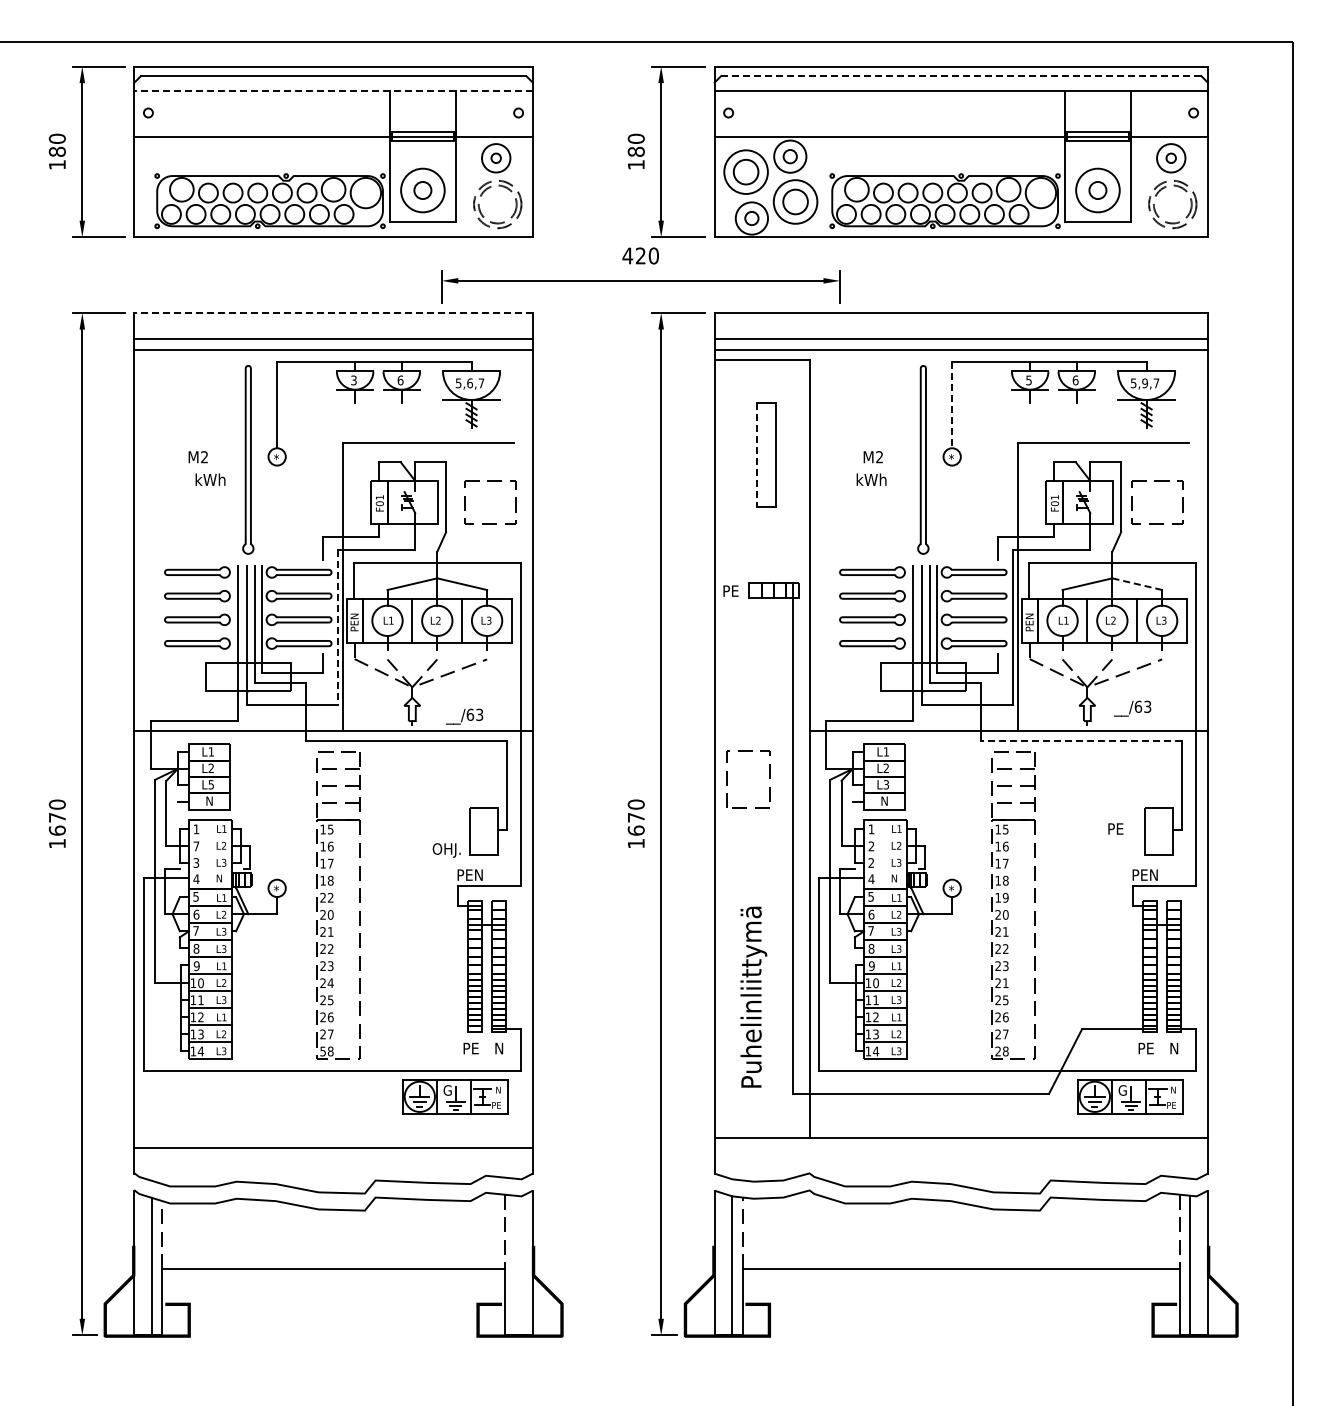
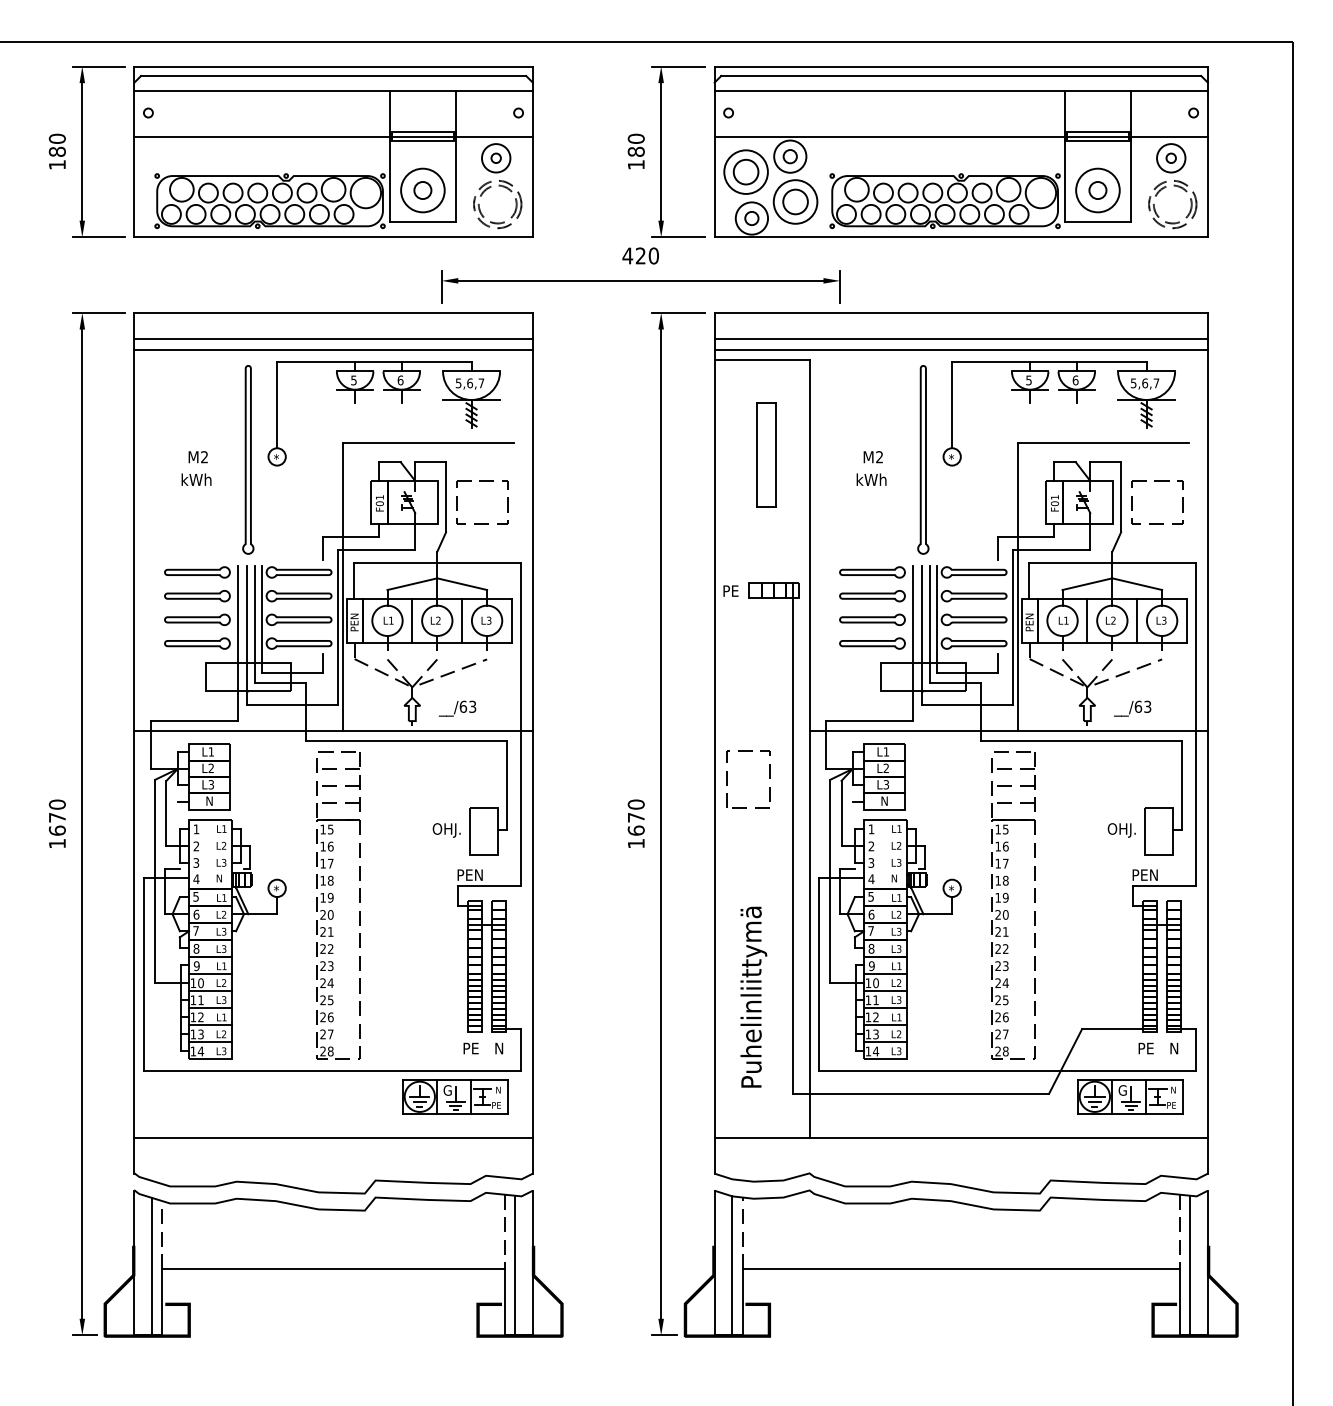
line: dashed -> solid (961, 75)
line: dashed -> solid (333, 91)
line: dashed -> solid (333, 312)
text: 3 -> 5 (353, 379)
text: 5,9,7 -> 5,6,7 (1145, 383)
line: dashed -> solid (952, 405)
line: dashed -> solid (756, 455)
text position: (210, 479) -> (196, 479) (196, 479)
part position: (490, 481) -> (482, 481) (482, 481)
line: dashed -> solid (1137, 584)
line: dashed -> solid (337, 628)
text position: (464, 716) -> (457, 708) (457, 708)
line: dashed -> solid (1081, 741)
text: L5 -> L3 (211, 784)
text: PE -> OHJ. (1121, 830)
text: 7 -> 2 (196, 846)
text position: (446, 850) -> (446, 830) (446, 830)
text: 2 -> 3 (871, 863)
text: 22 -> 19 (326, 897)
text: 21 -> 24 (1005, 982)
text: 58 -> 28 (322, 1051)
line position: (333, 1148) -> (333, 1138) (333, 1138)
line: none -> present (515, 1265)
